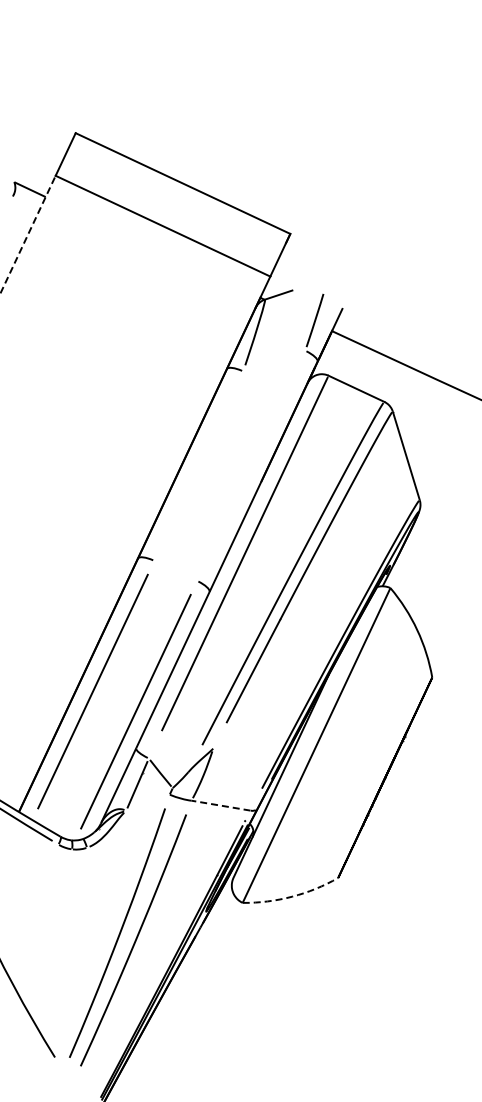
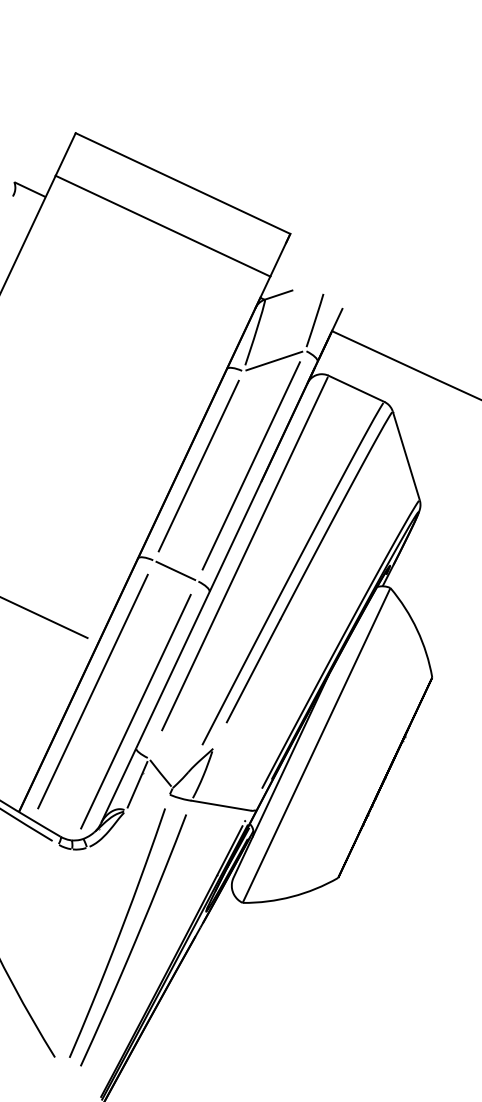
line: dashed -> solid (28, 234)
line: none -> present (274, 360)
line: none -> present (198, 465)
line: none -> present (250, 465)
line: none -> present (175, 570)
line: none -> present (44, 618)
line: dashed -> solid (221, 805)
arc: dashed -> solid (292, 896)
